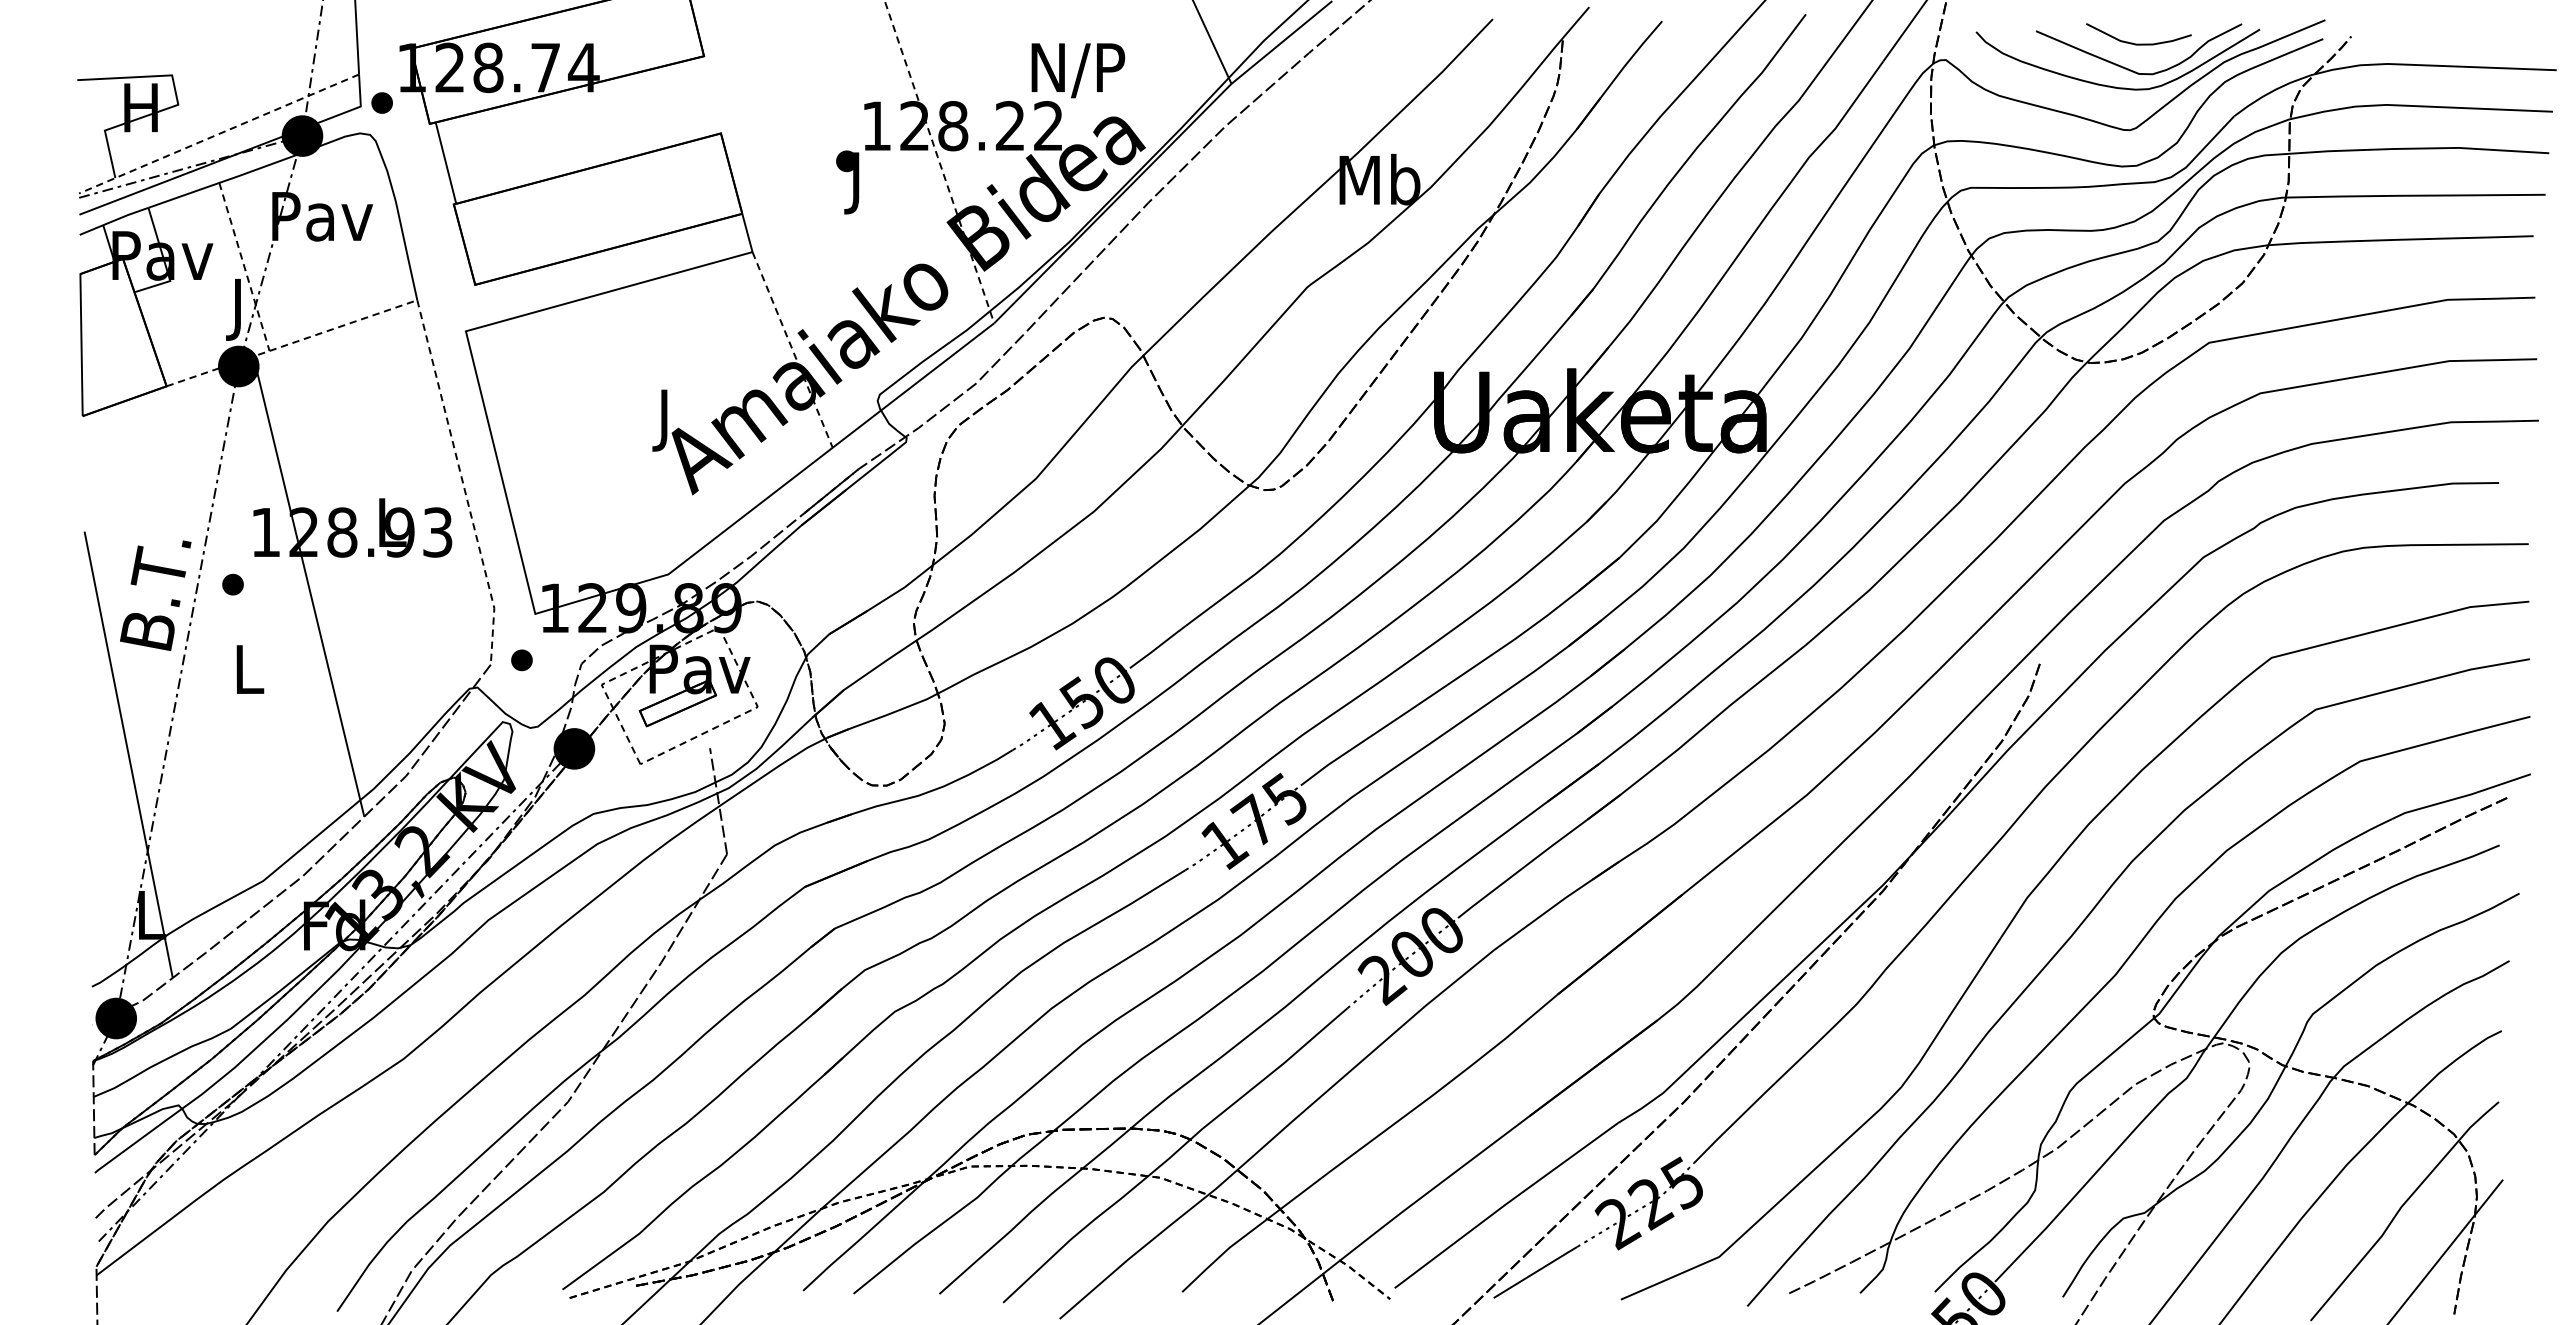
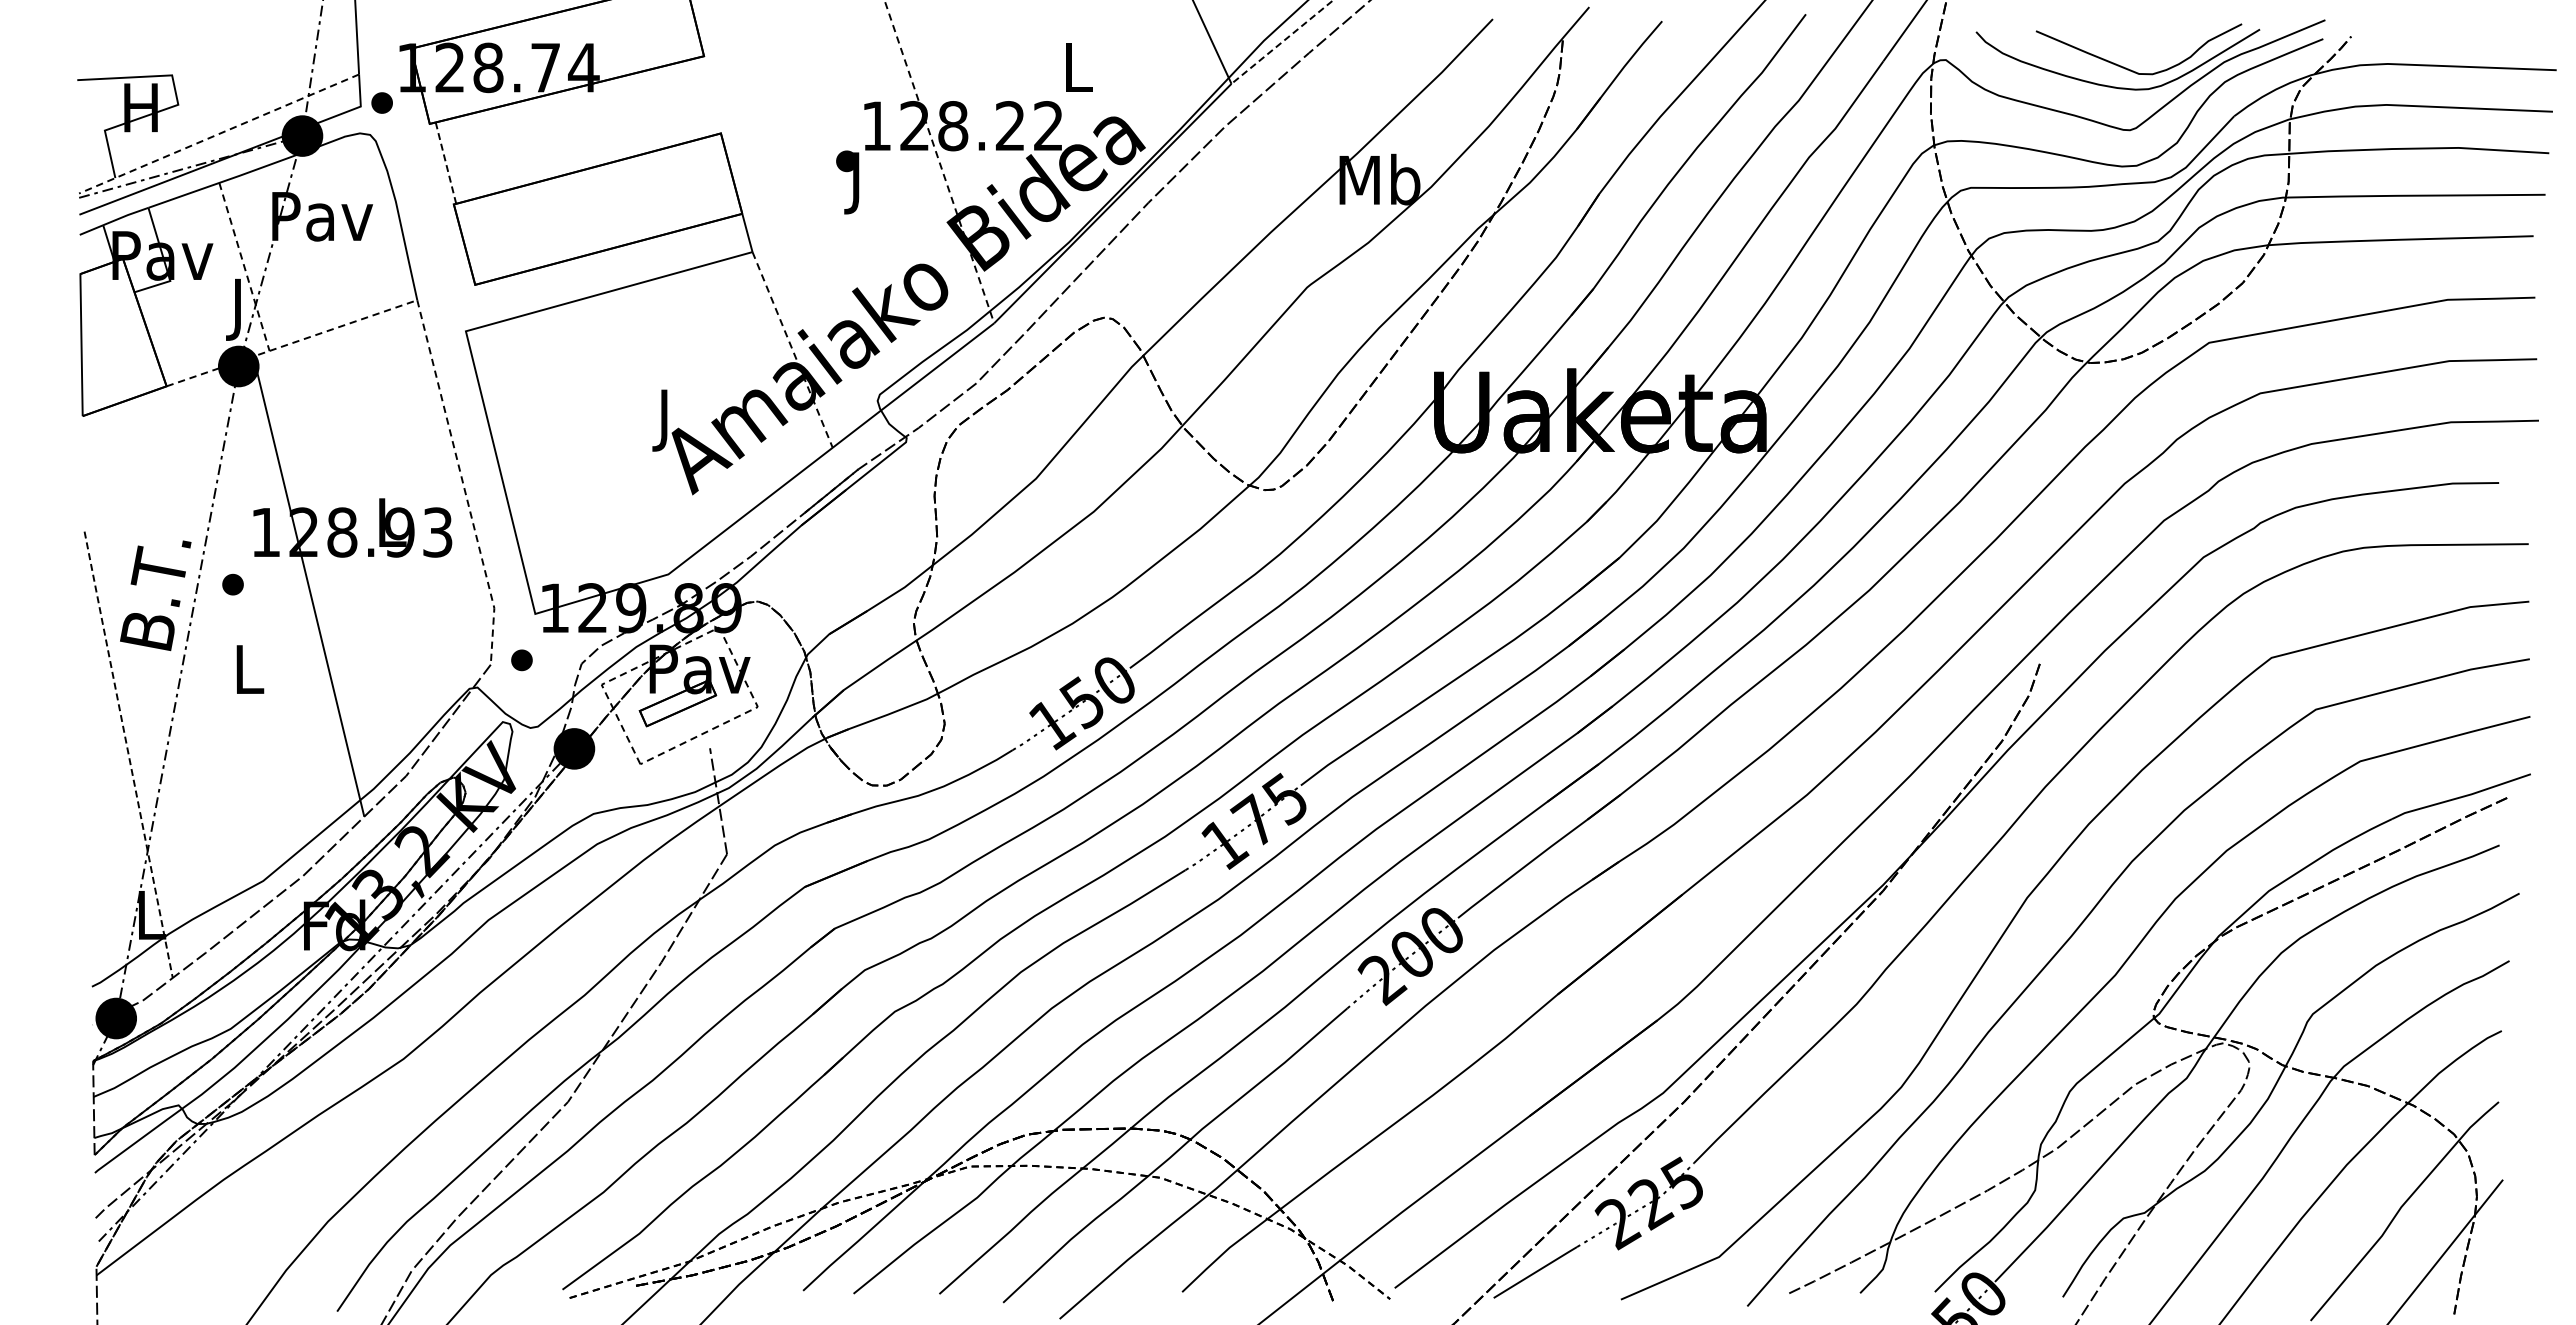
line: solid -> dashed (1281, 42)
curve: present -> none (2138, 43)
text: N/P -> L (1078, 70)
line: solid -> dashed (445, 163)
line: solid -> dashed (128, 754)
